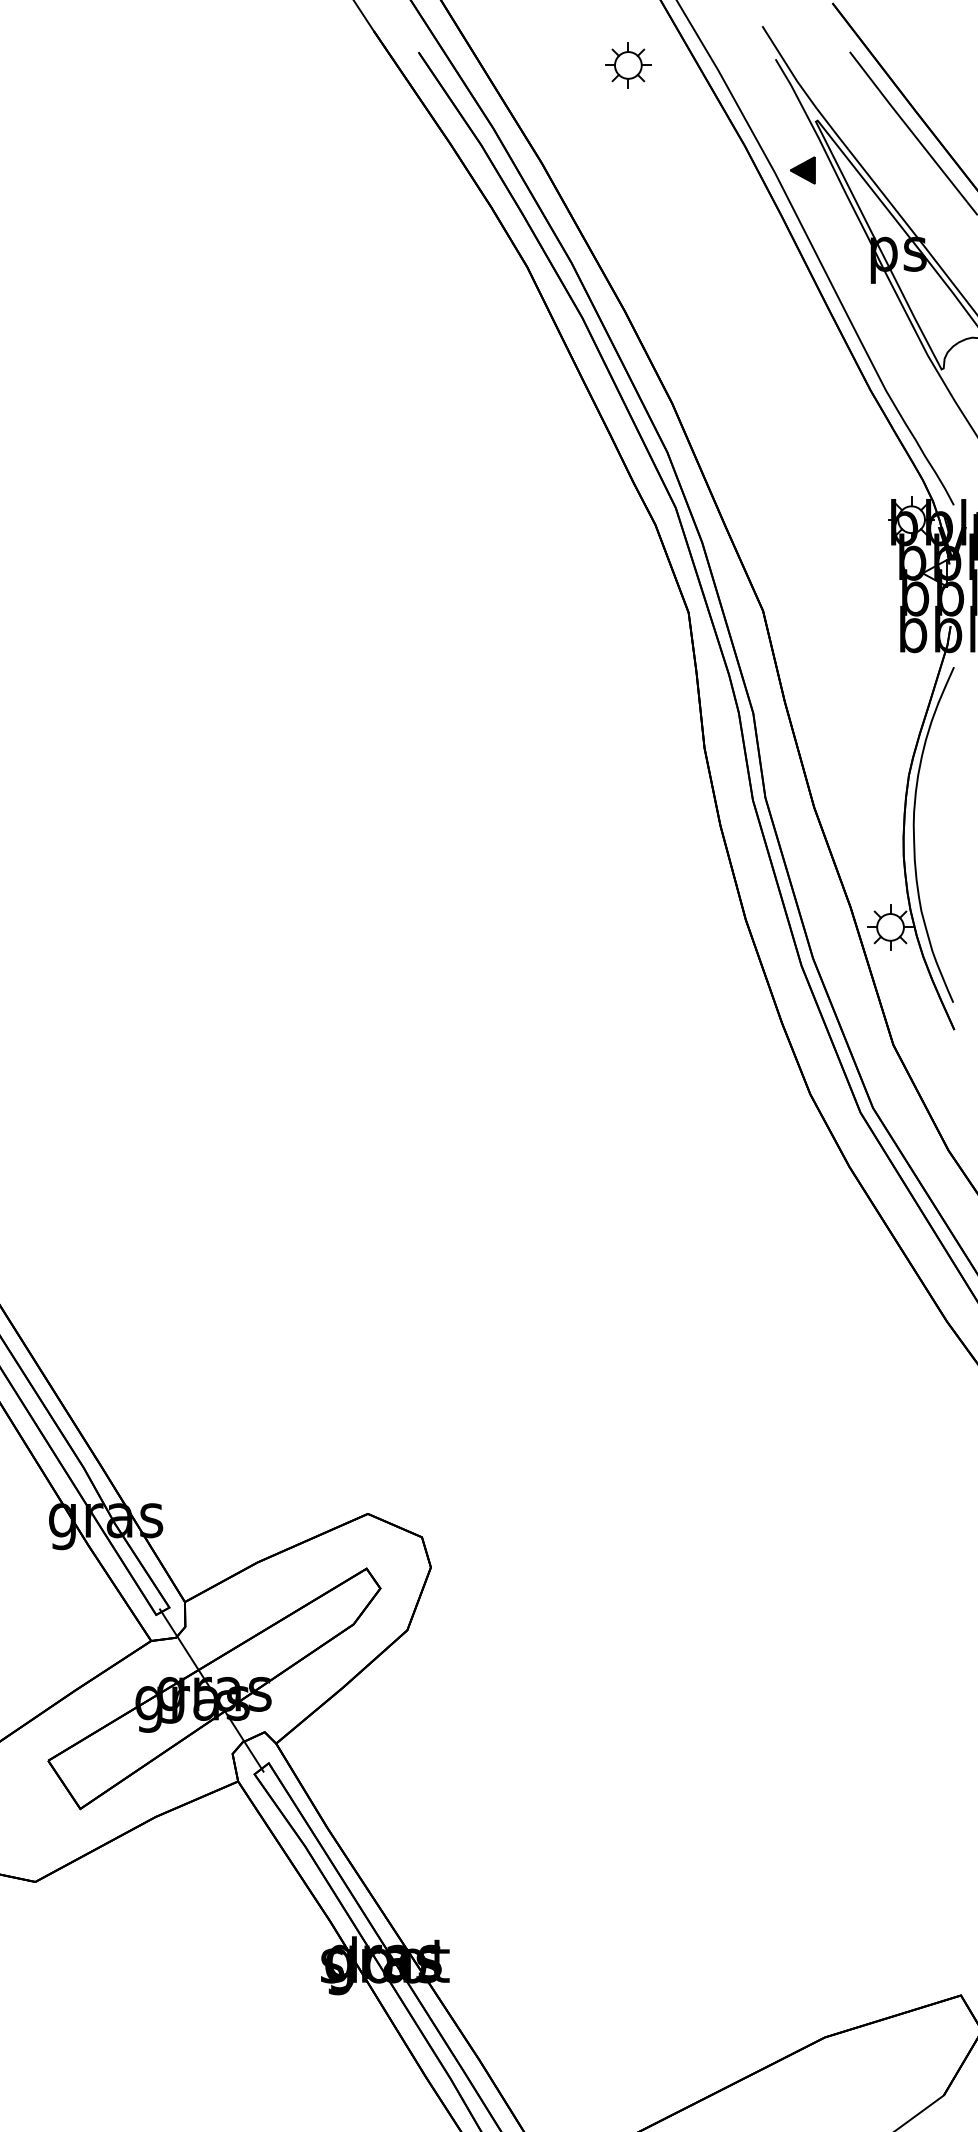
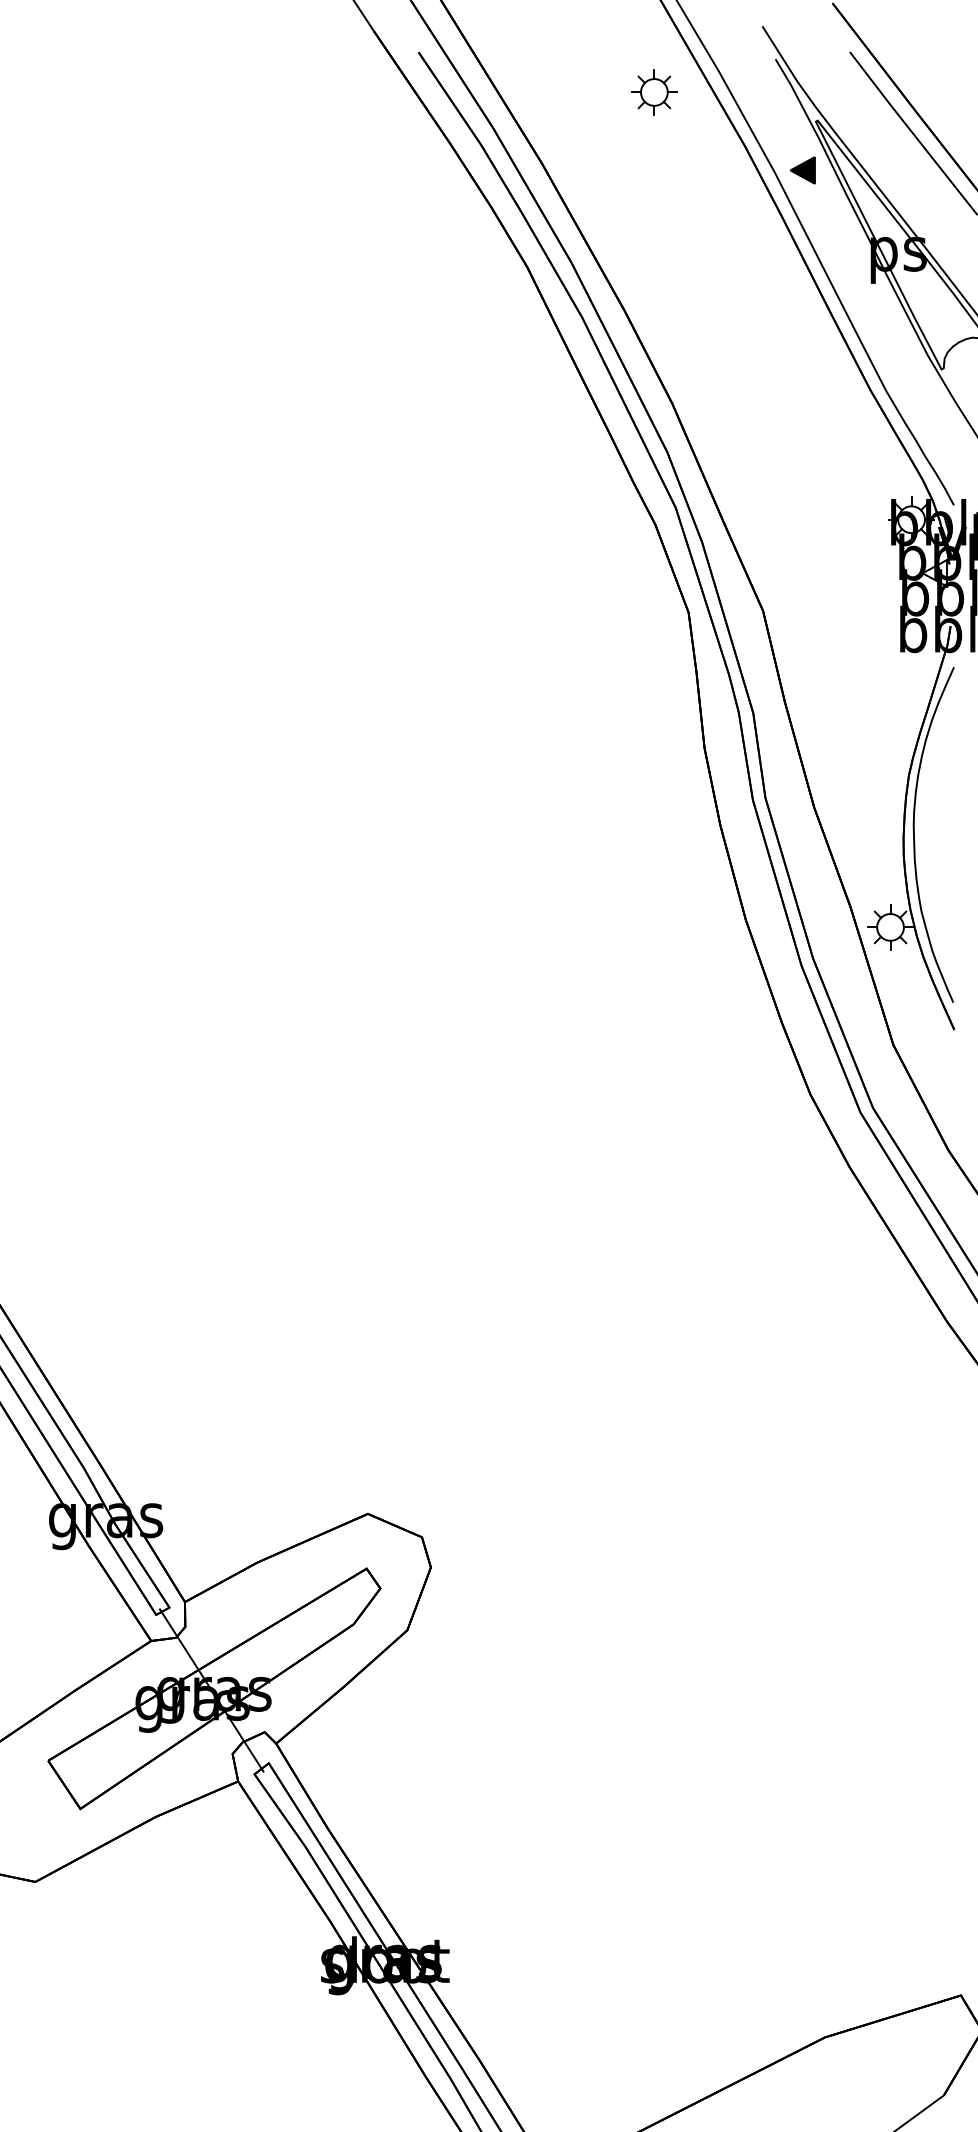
part position: (628, 65) -> (654, 92) (654, 92)
